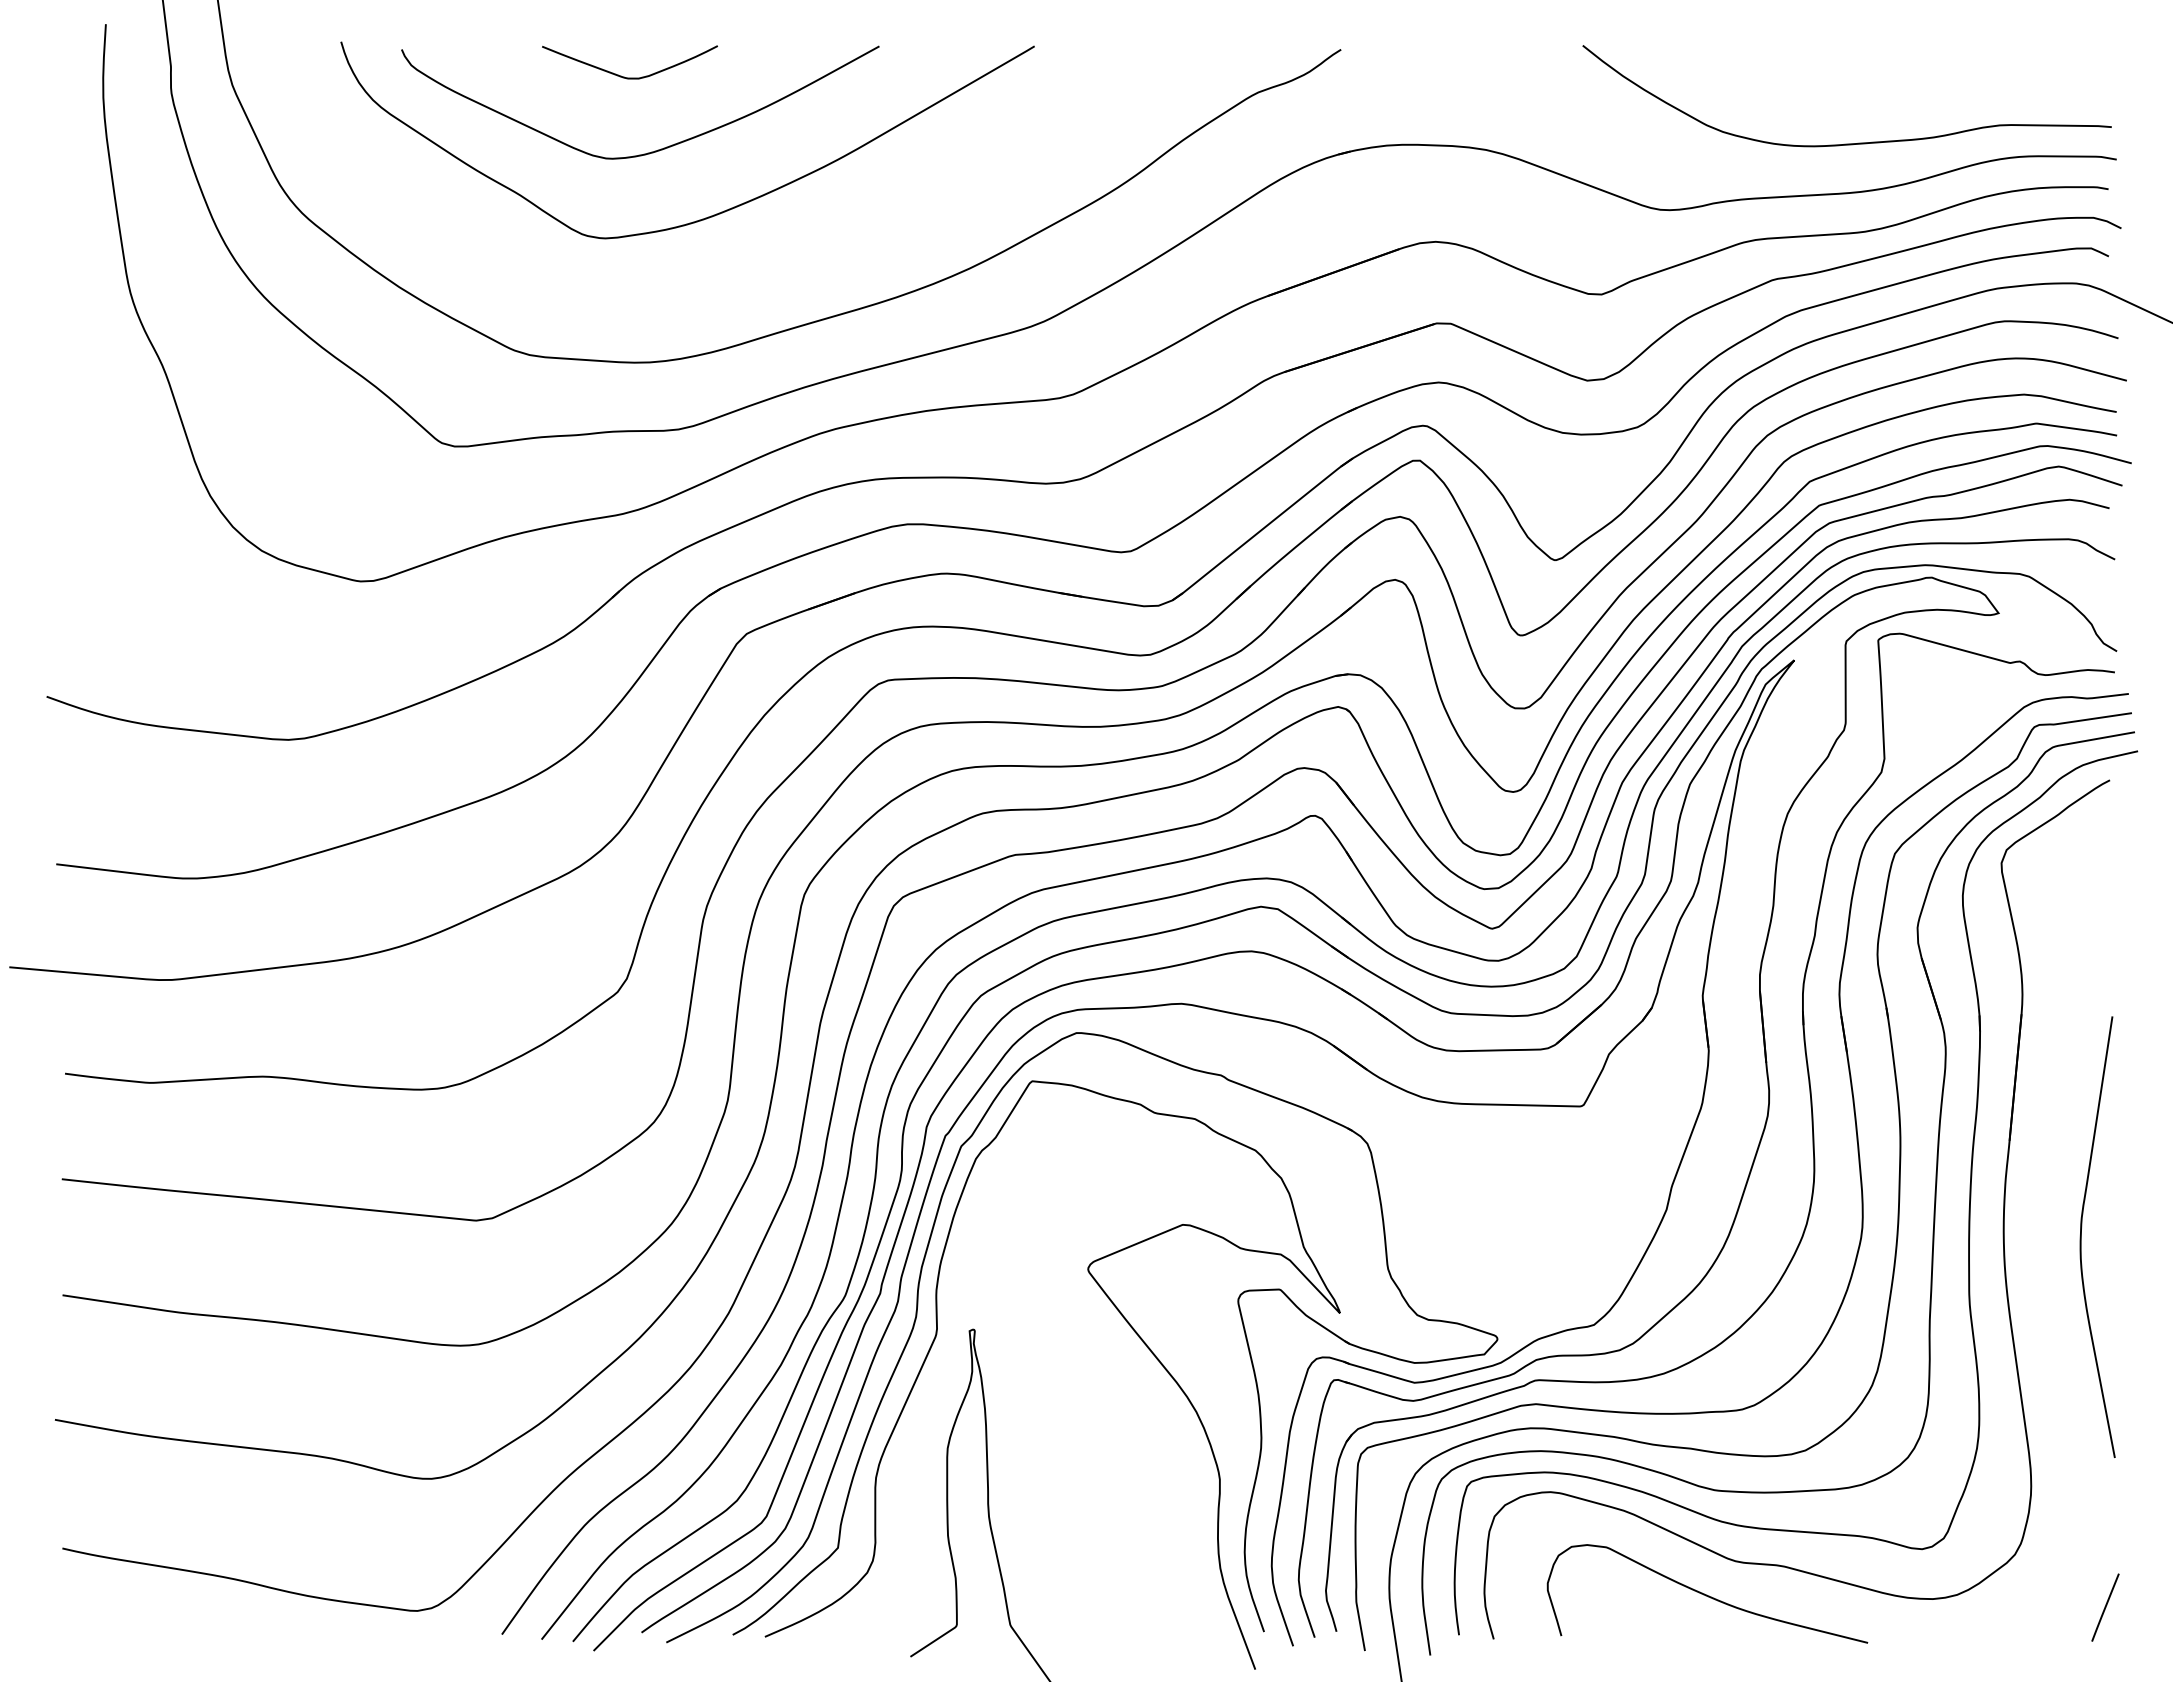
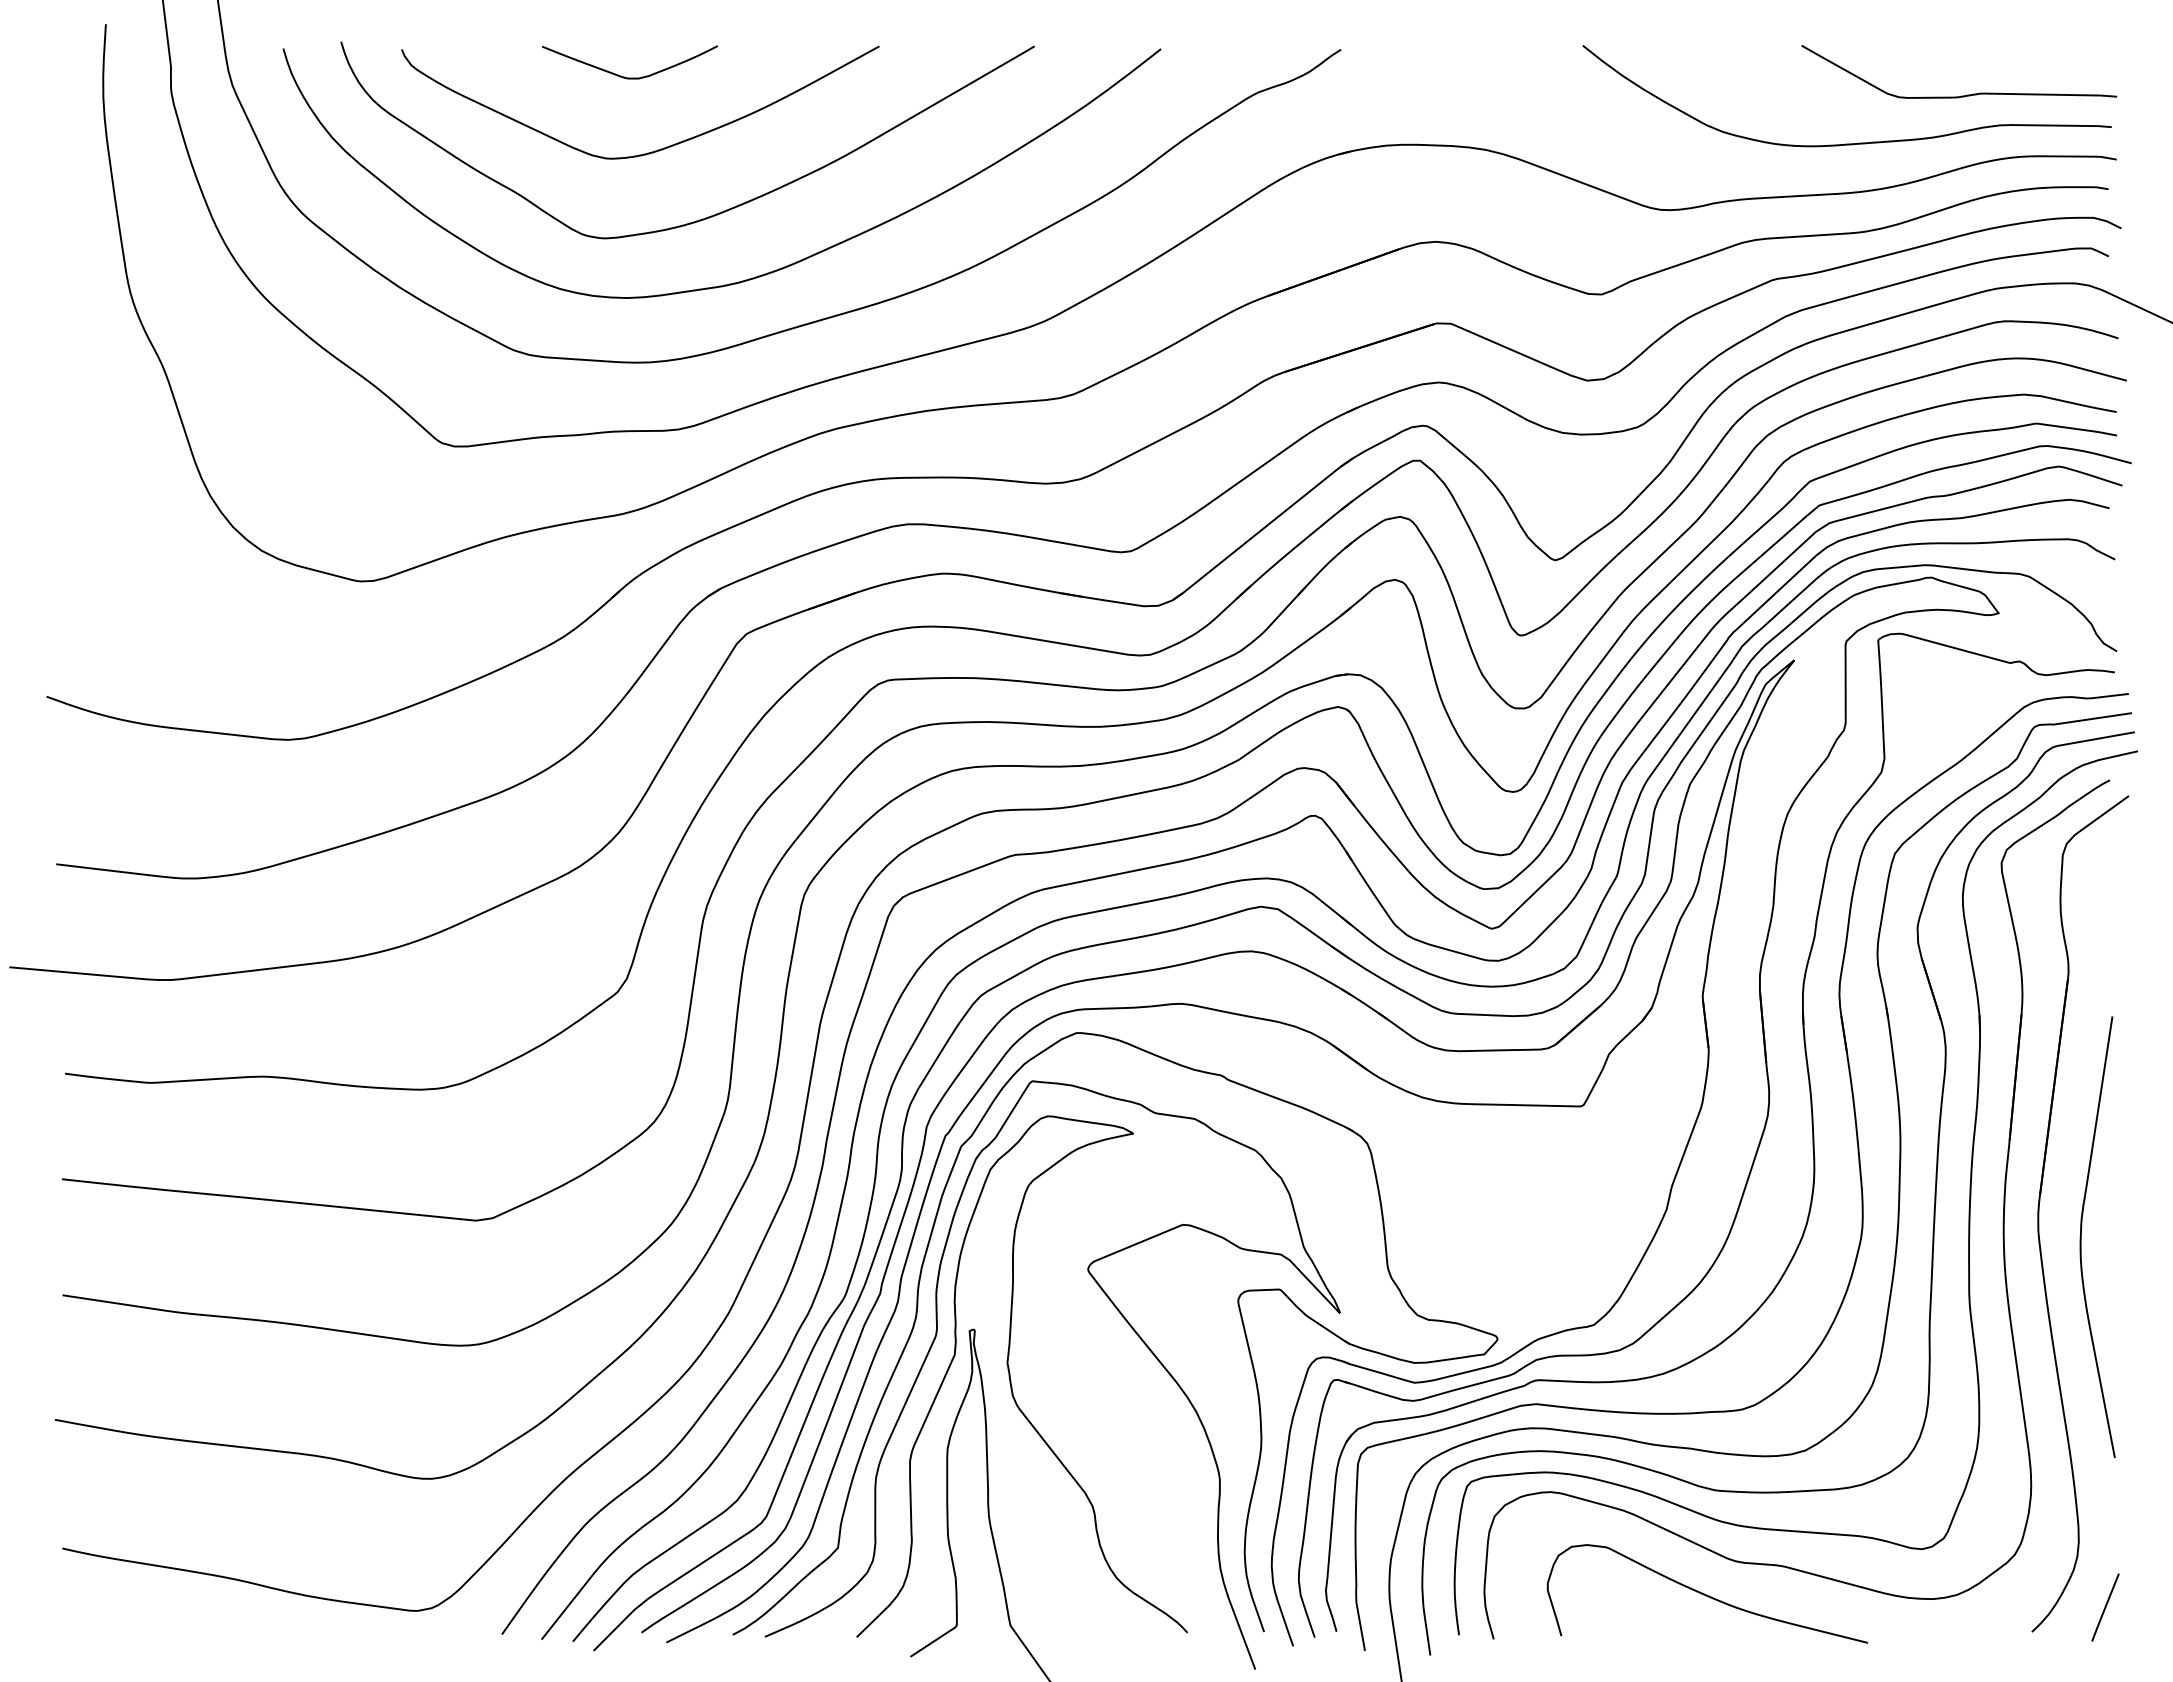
curve: none -> present (1961, 95)
curve: none -> present (748, 278)
part: none -> present (2039, 1213)
curve: none -> present (1011, 1380)
